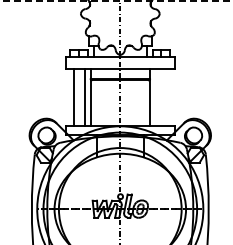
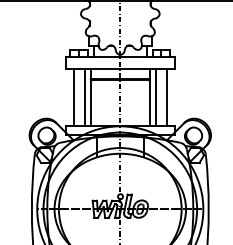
line: dashed -> solid (116, 0)
line: none -> present (155, 96)
line: none -> present (166, 96)
